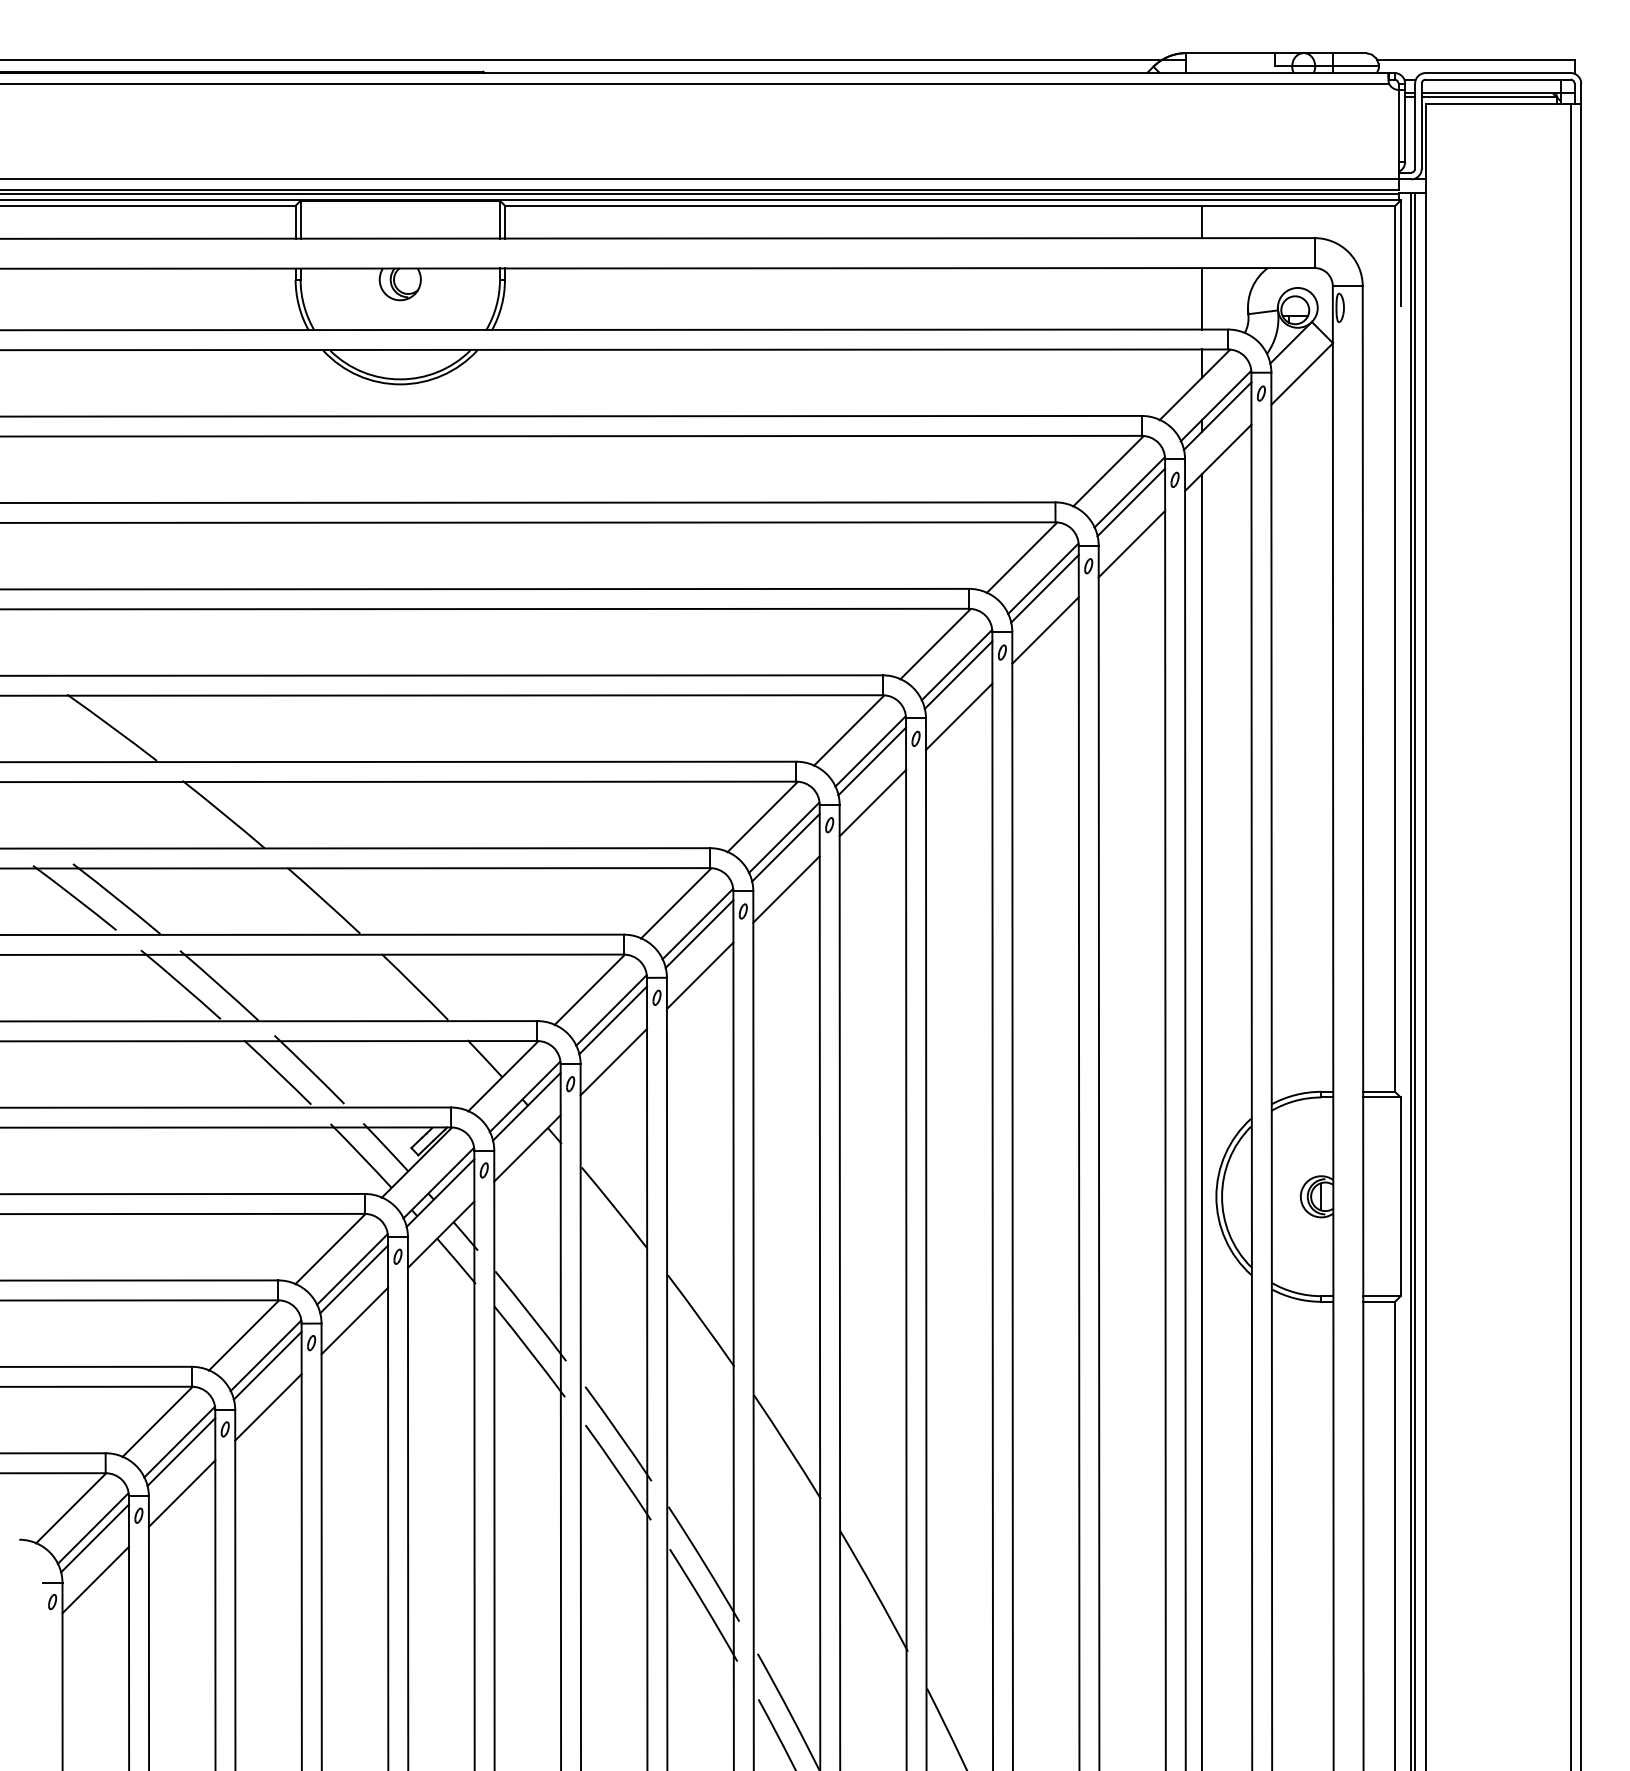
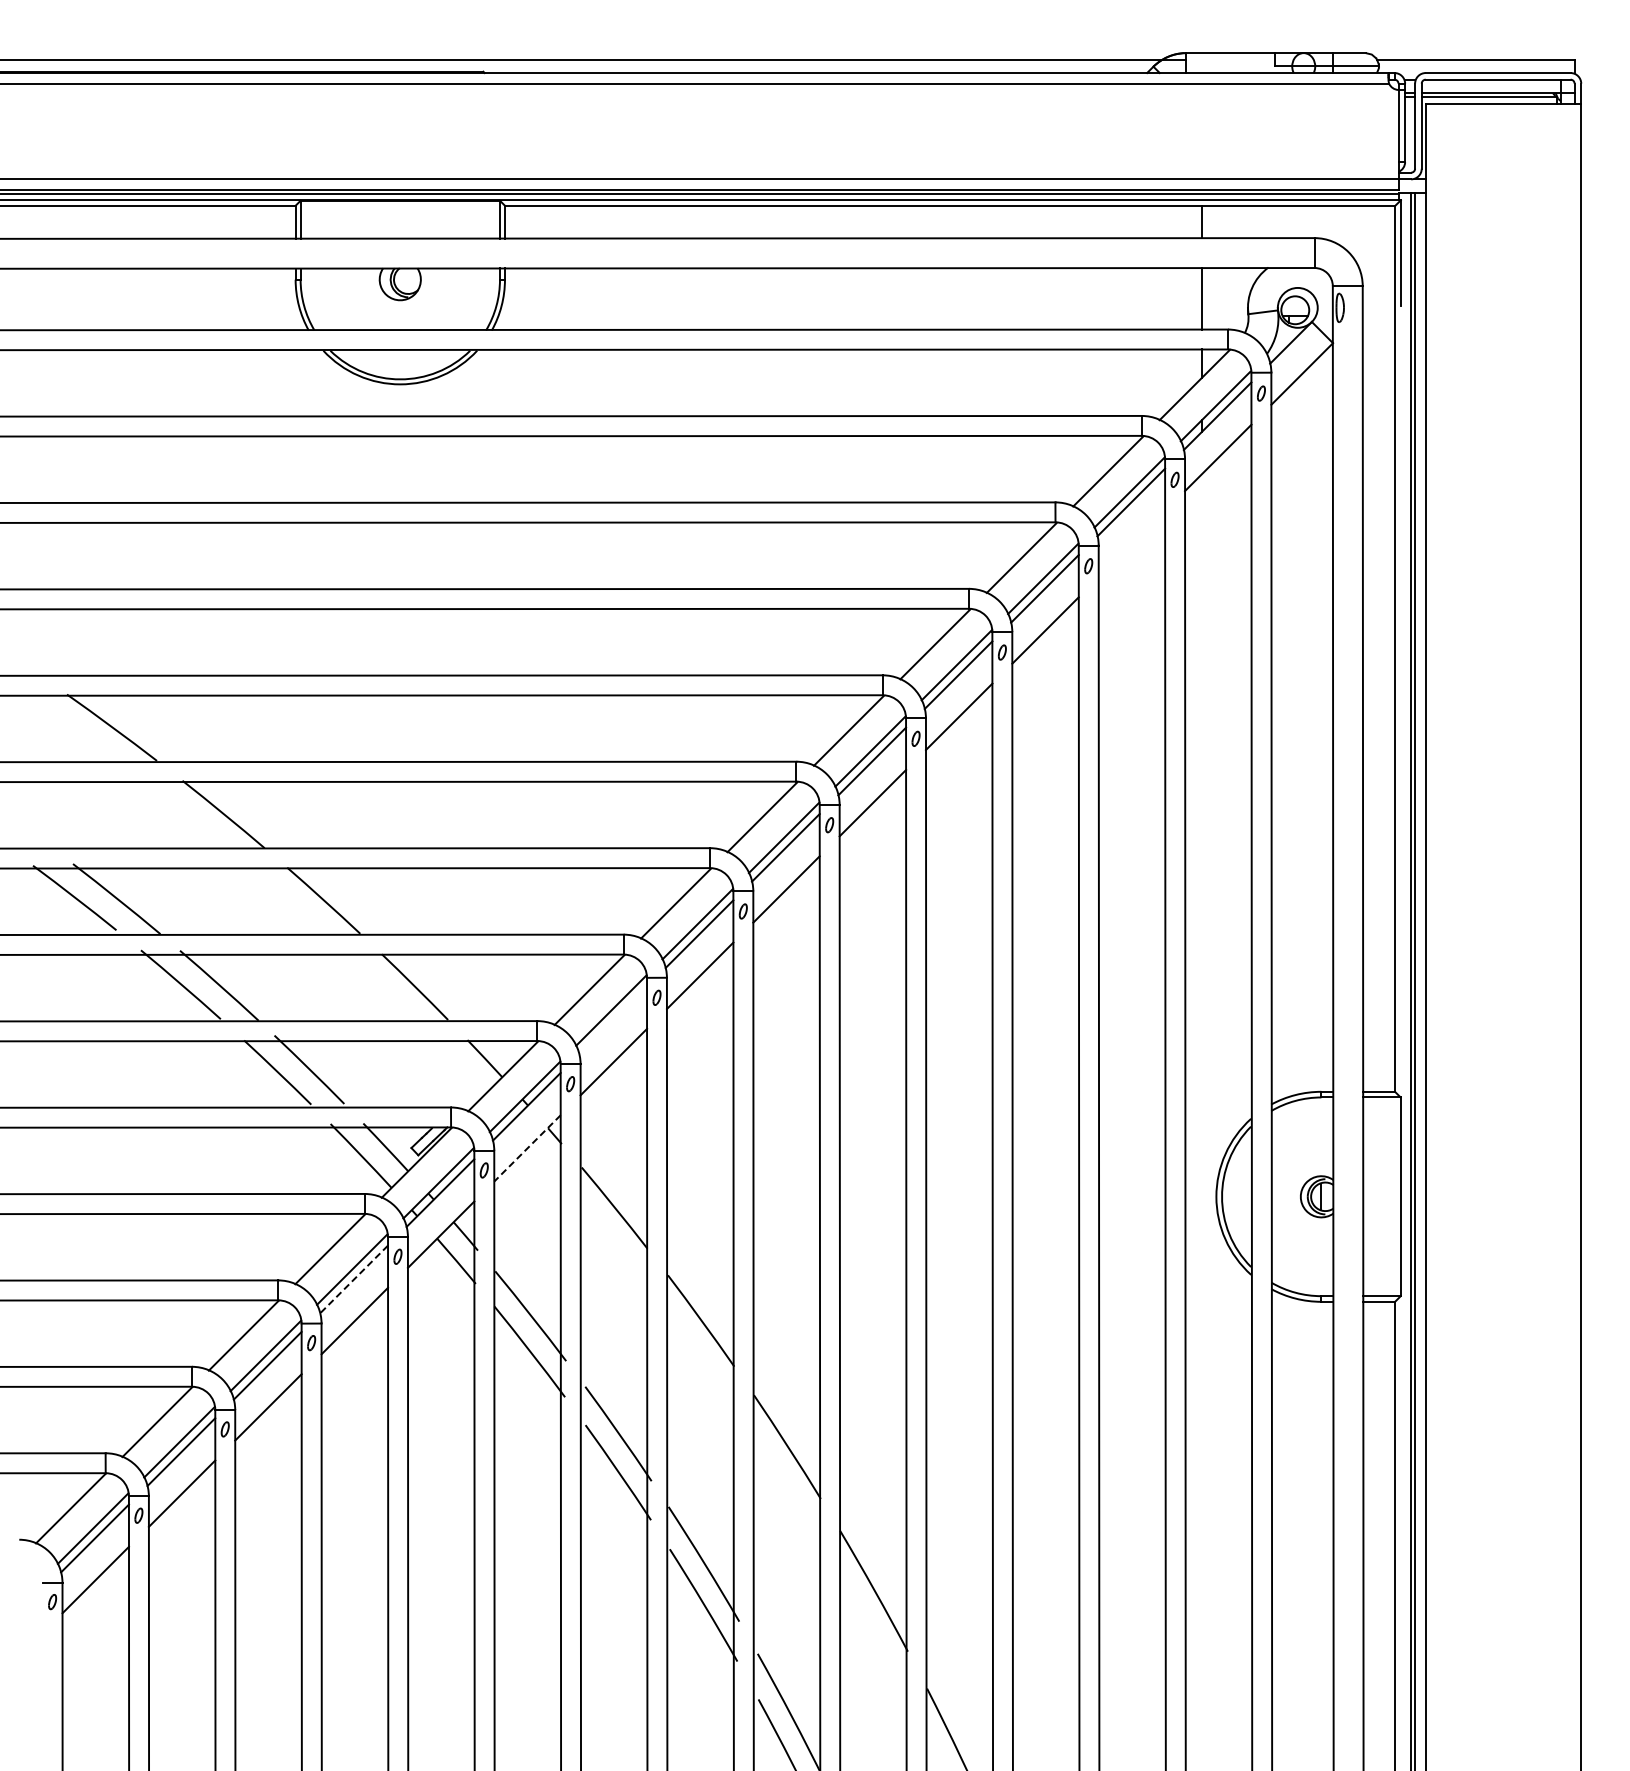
line: present -> none (1131, 543)
line: present -> none (1570, 935)
line: present -> none (613, 1020)
line: present -> none (1201, 1120)
line: solid -> dashed (527, 1148)
line: solid -> dashed (354, 1279)
